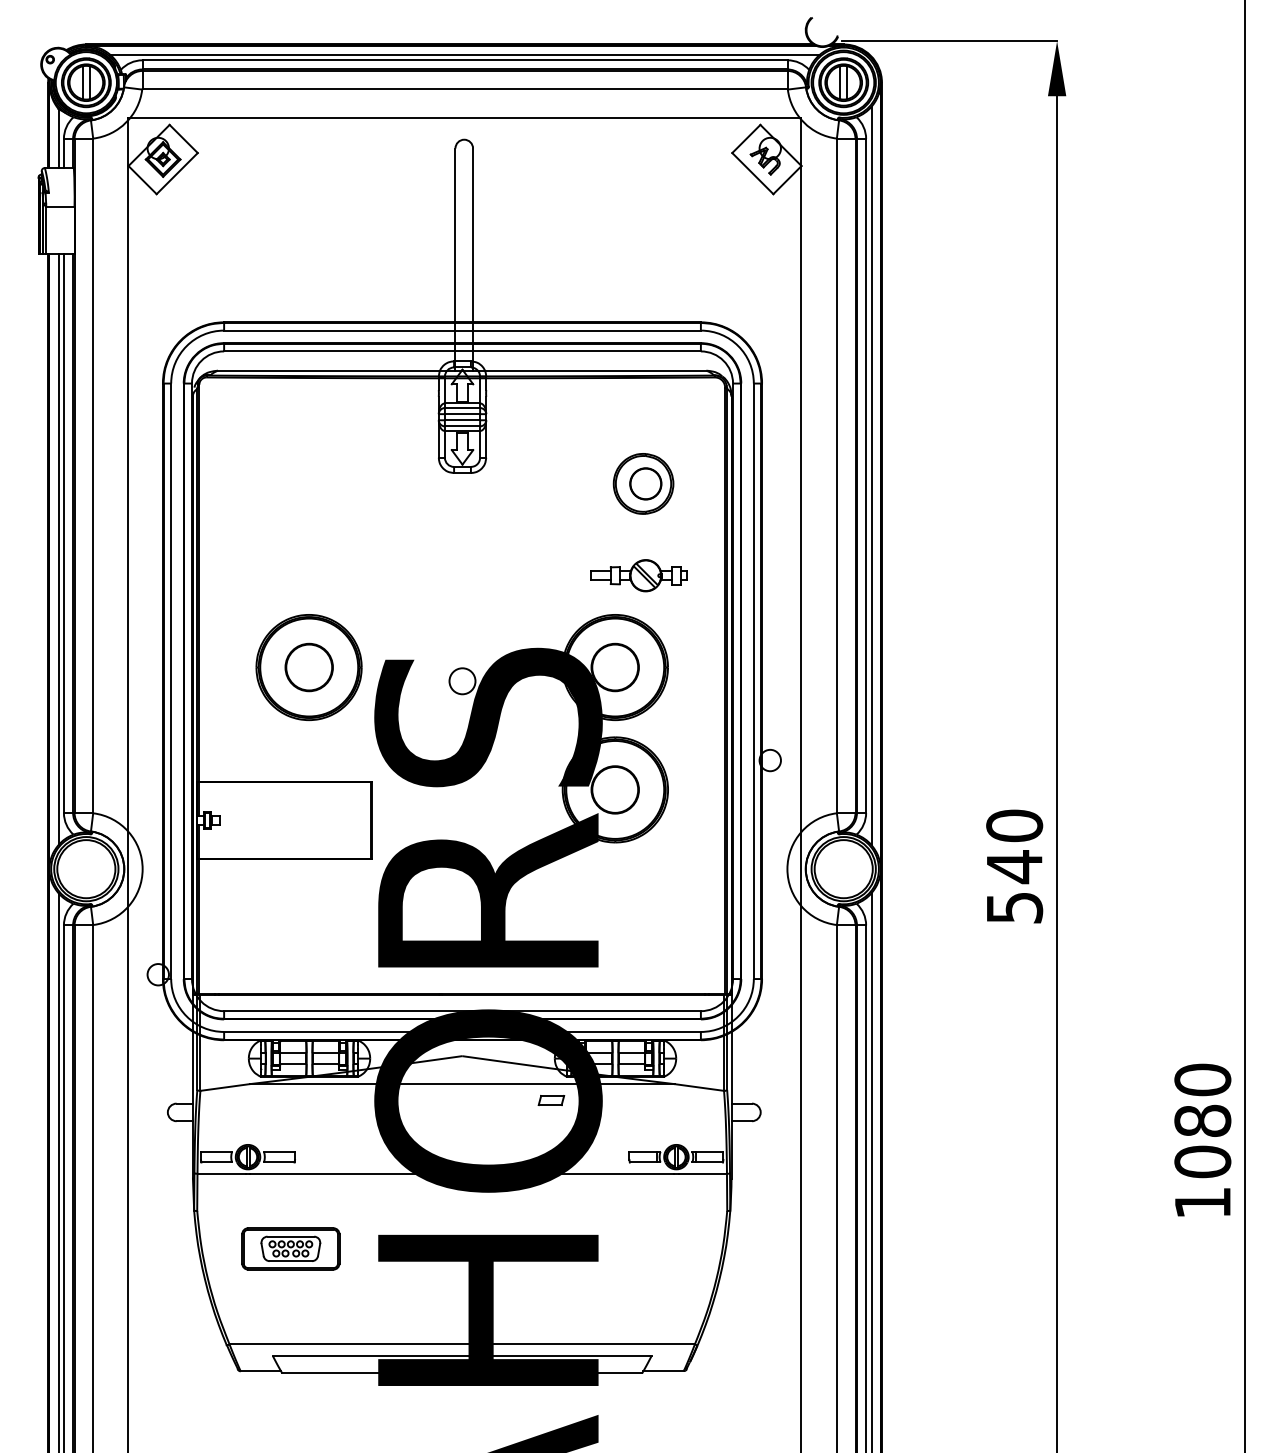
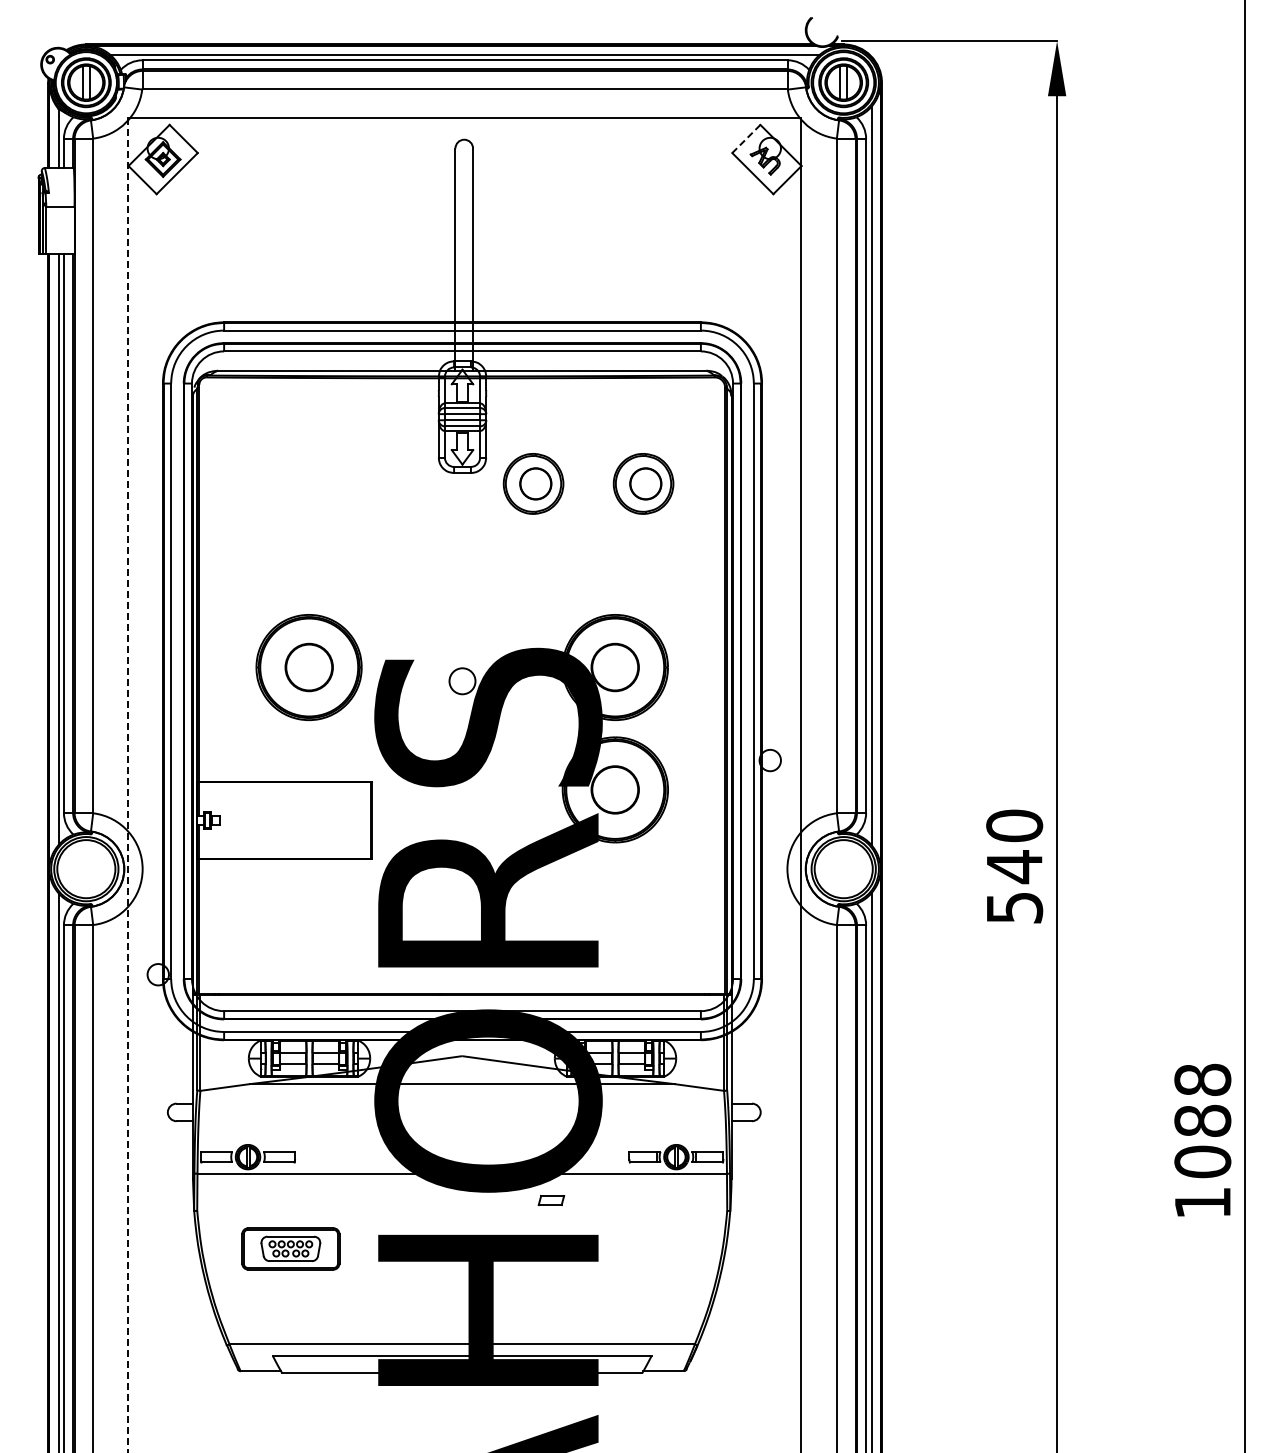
line: solid -> dashed (746, 138)
part: none -> present (533, 483)
part: present -> none (638, 575)
line: solid -> dashed (127, 785)
text: 1080 -> 1088 (1202, 1079)
part position: (551, 1100) -> (551, 1200) (551, 1200)
